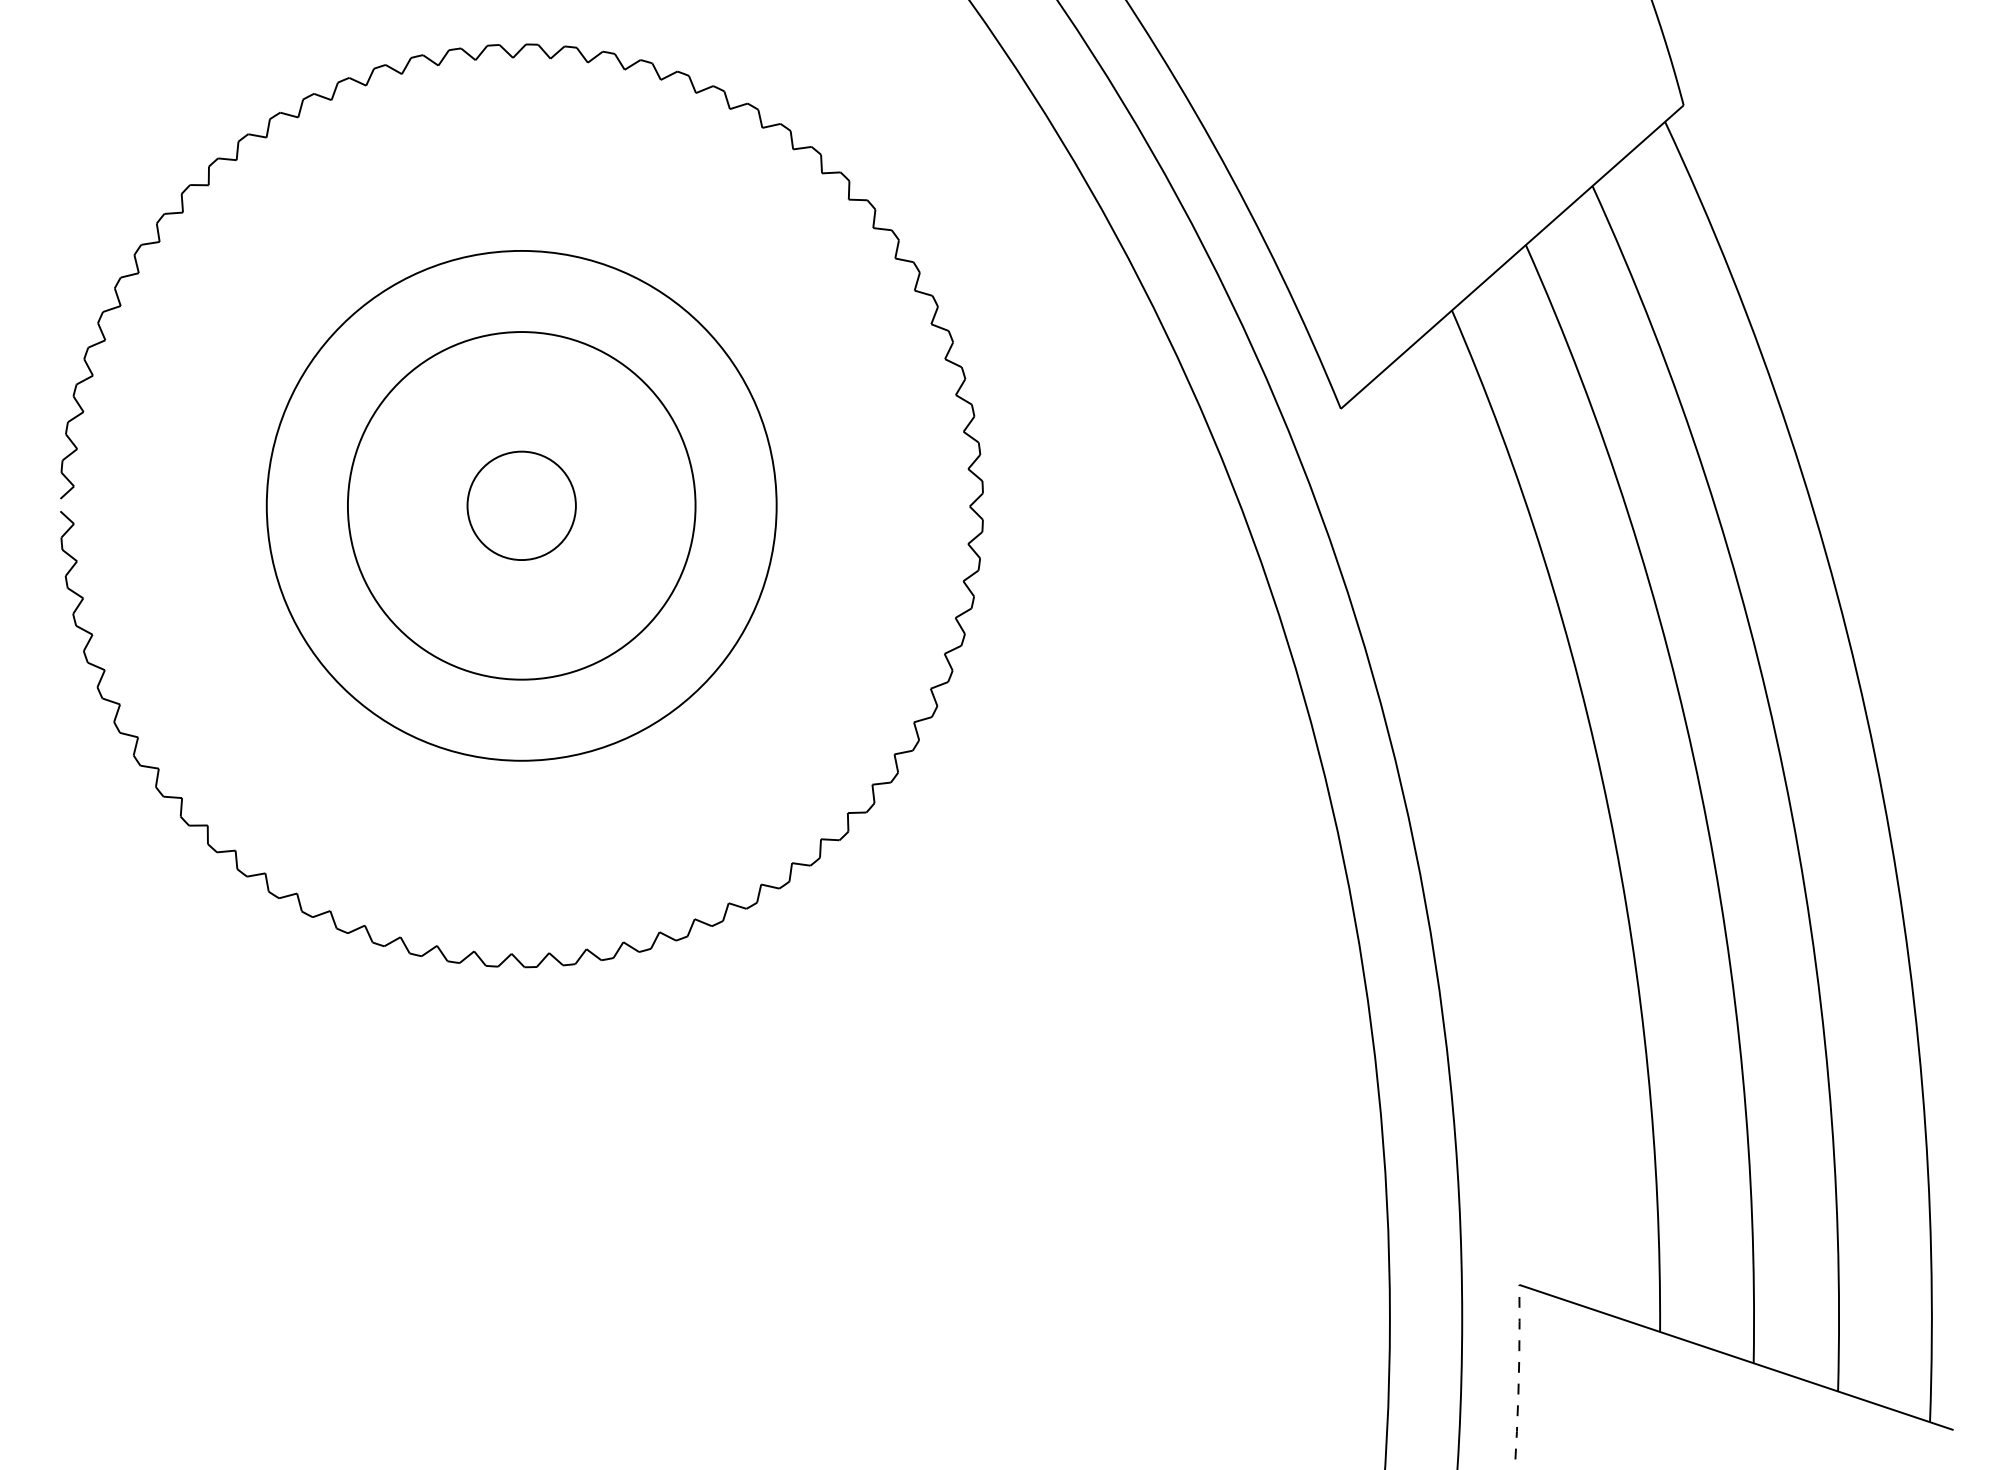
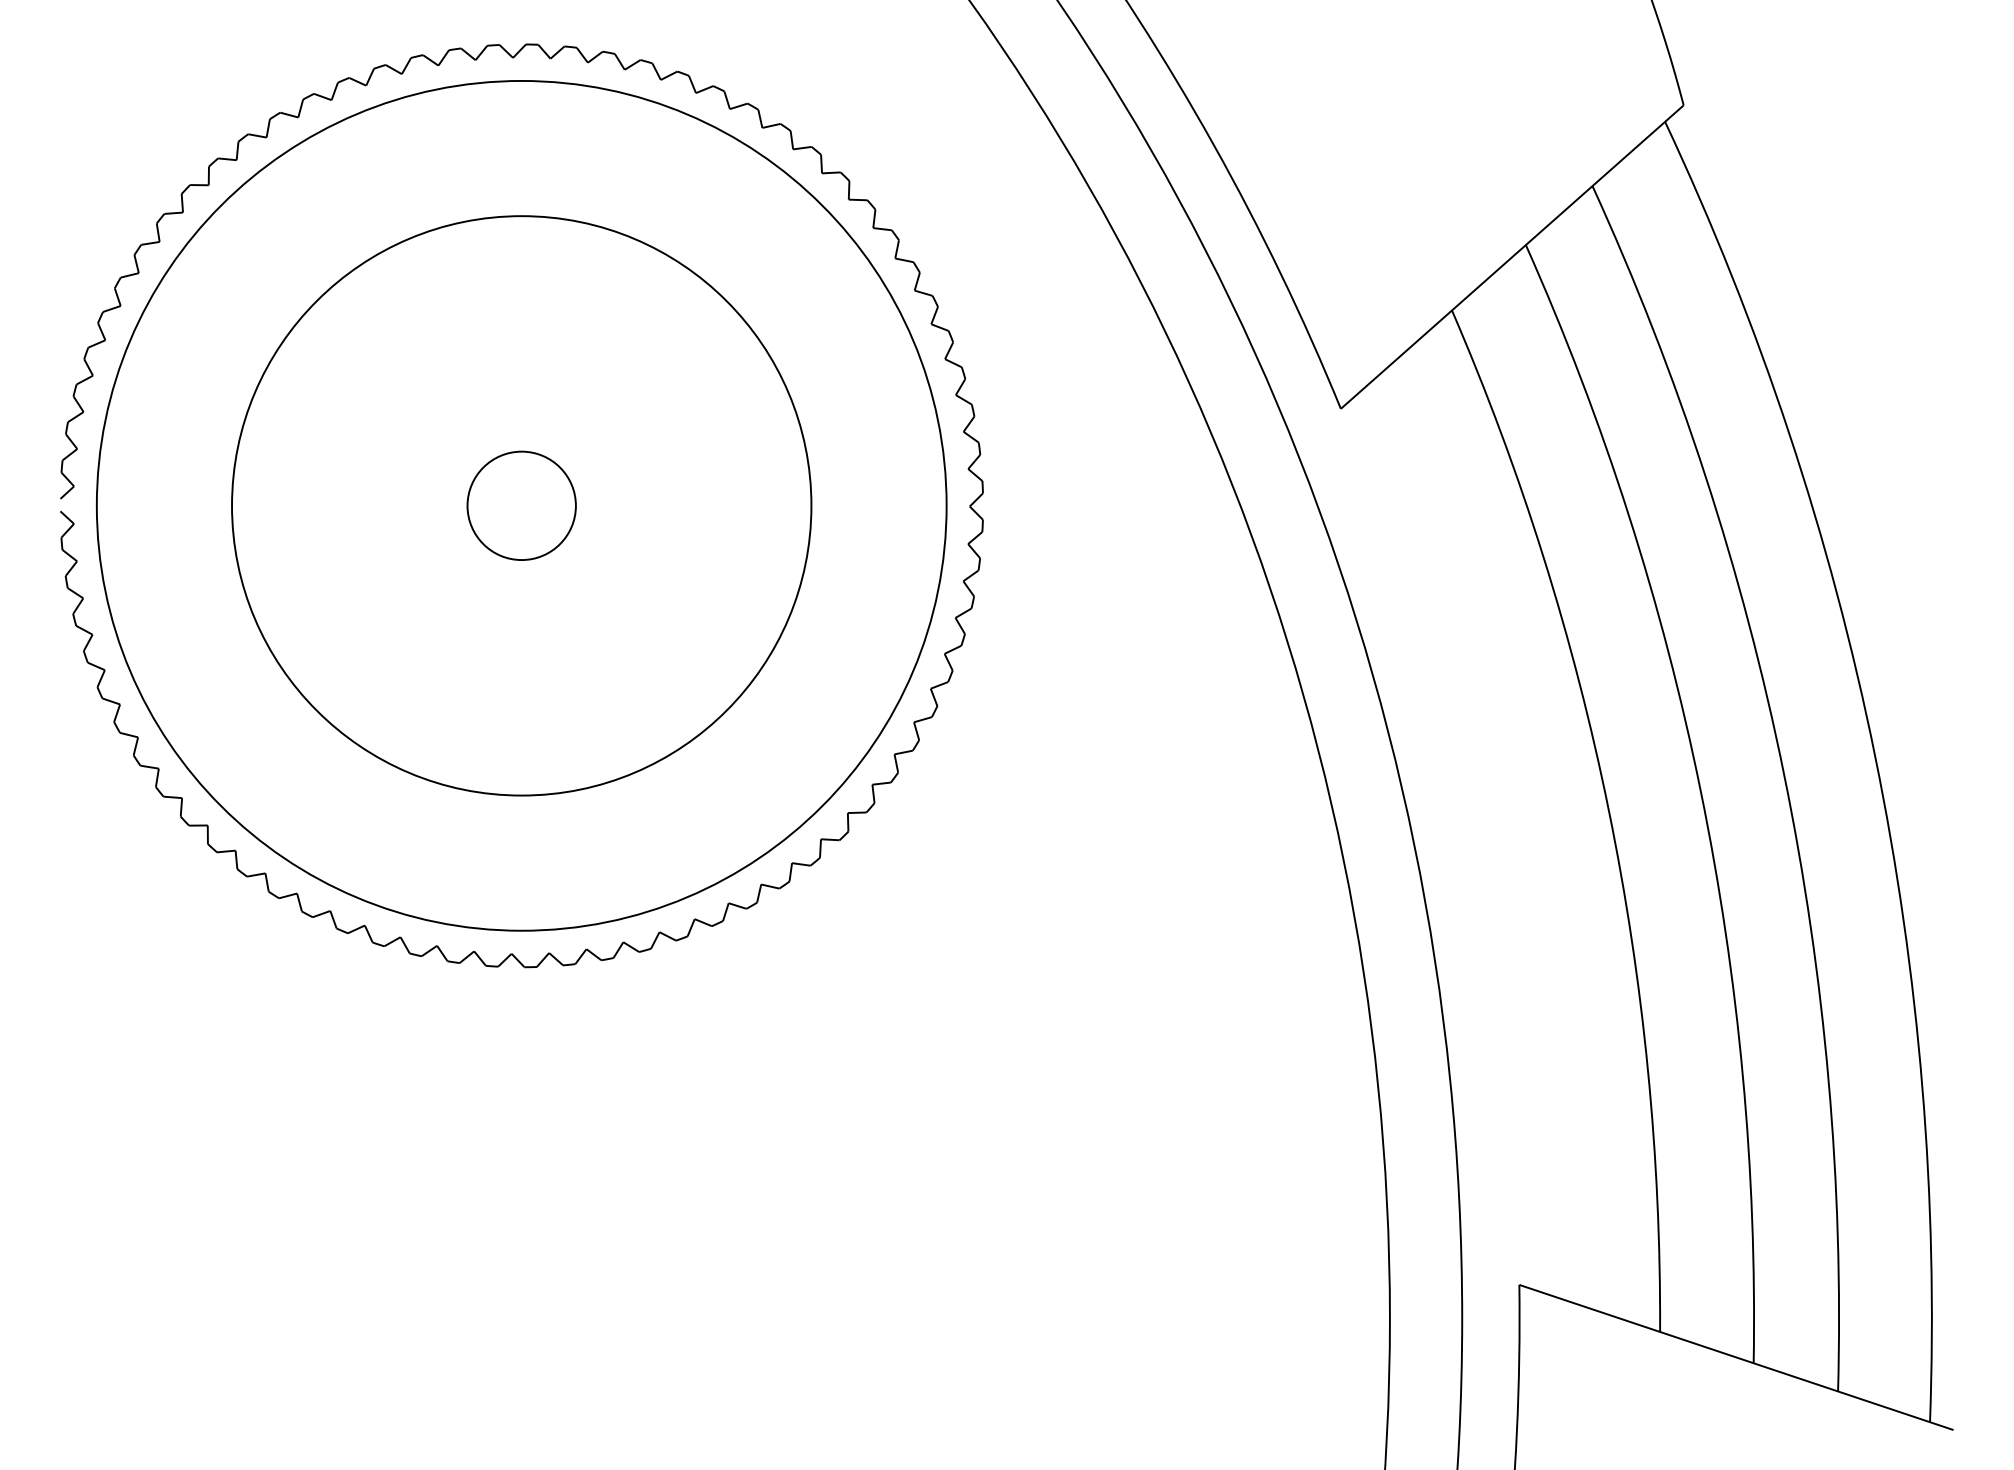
circle diameter: 348 px -> 579 px (521, 505)
circle diameter: 510 px -> 850 px (521, 505)
arc: dashed -> solid (1518, 1377)
